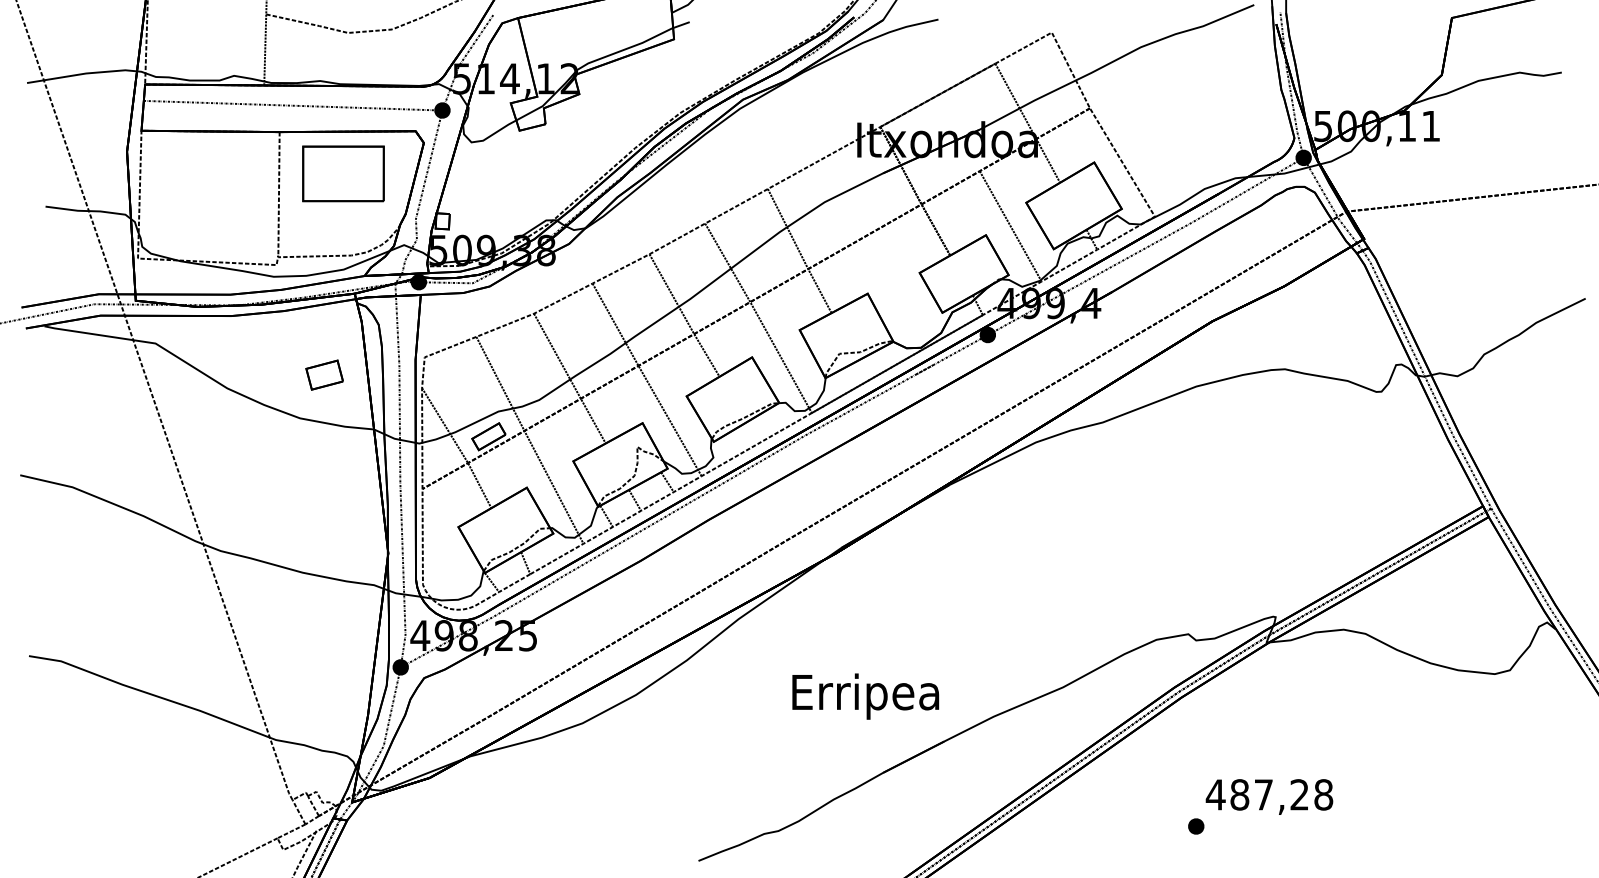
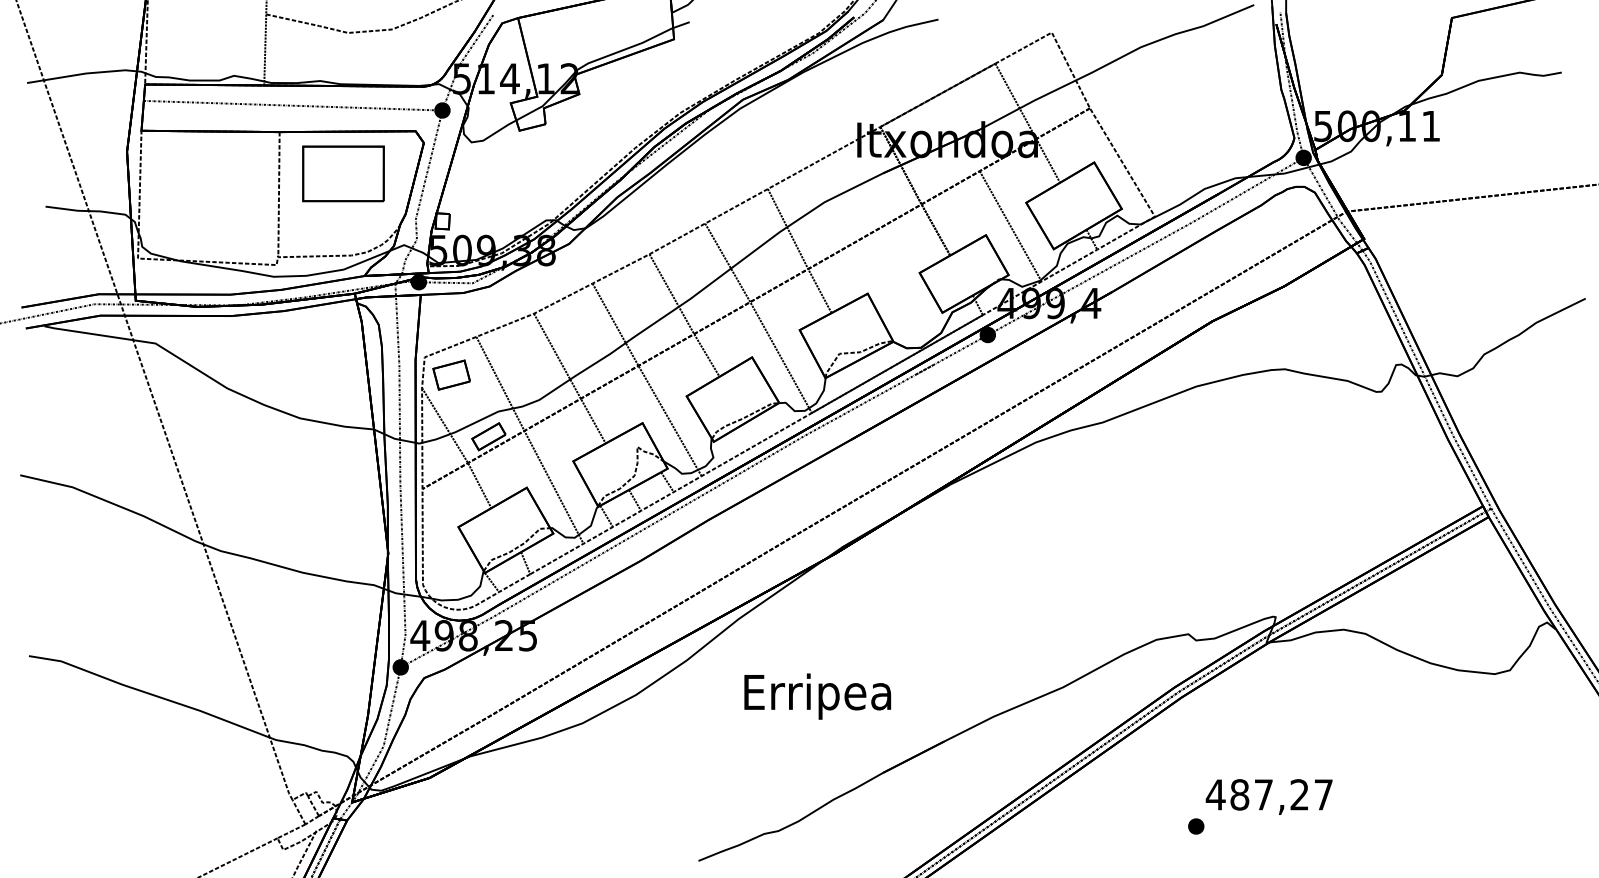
part position: (324, 374) -> (451, 374) (451, 374)
text position: (865, 696) -> (817, 696) (817, 696)
text: 487,28 -> 487,27 (1323, 794)
